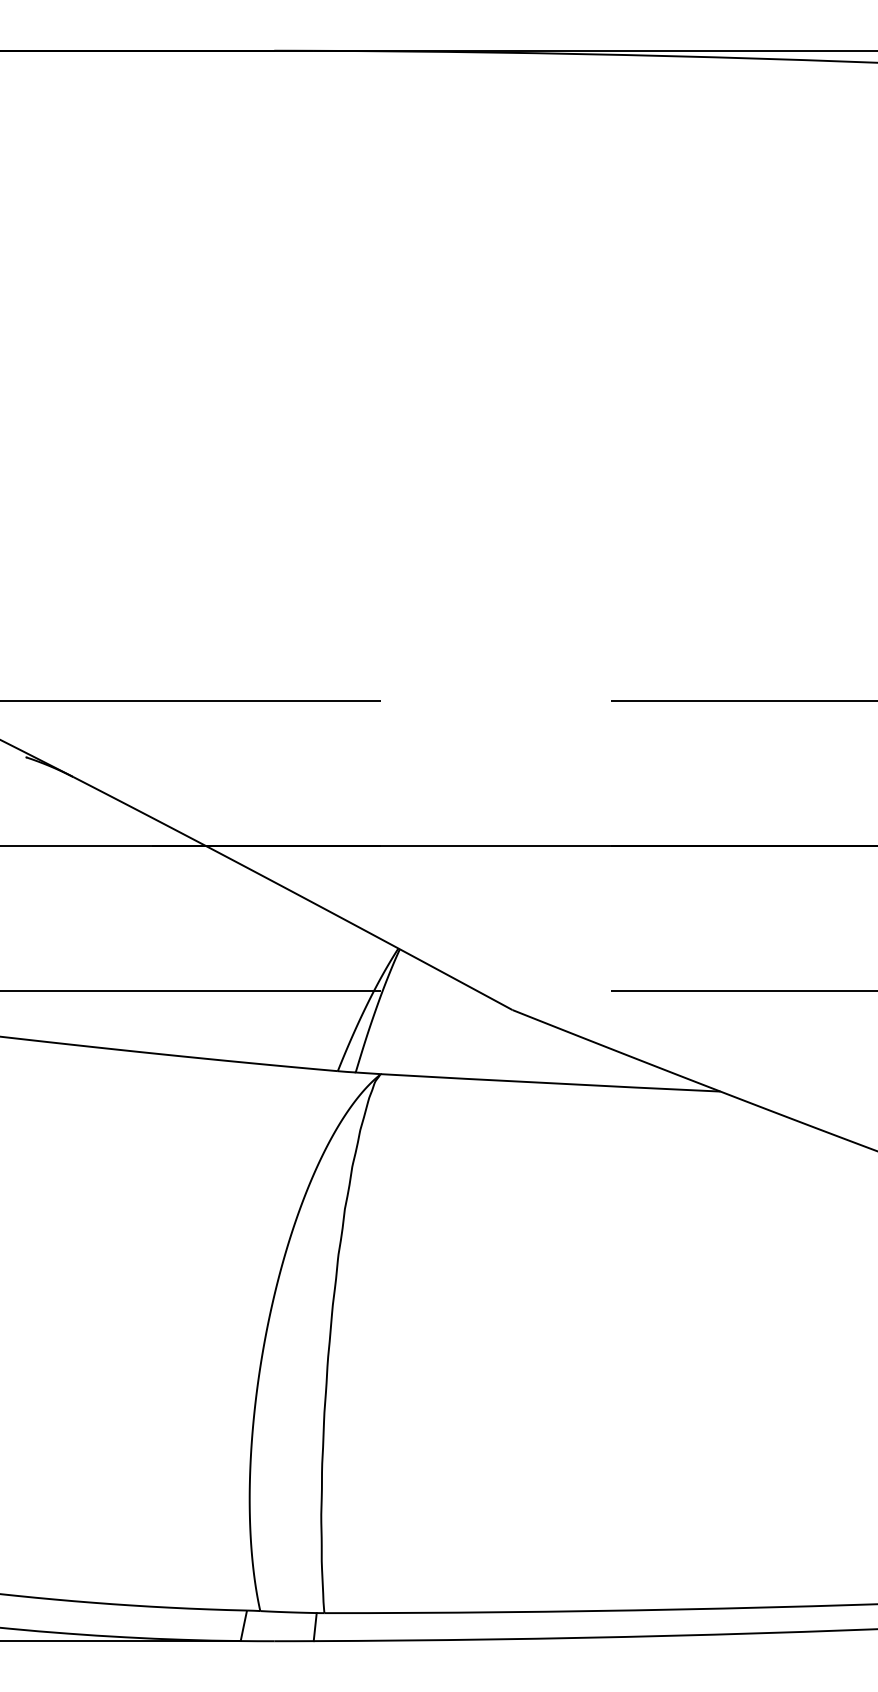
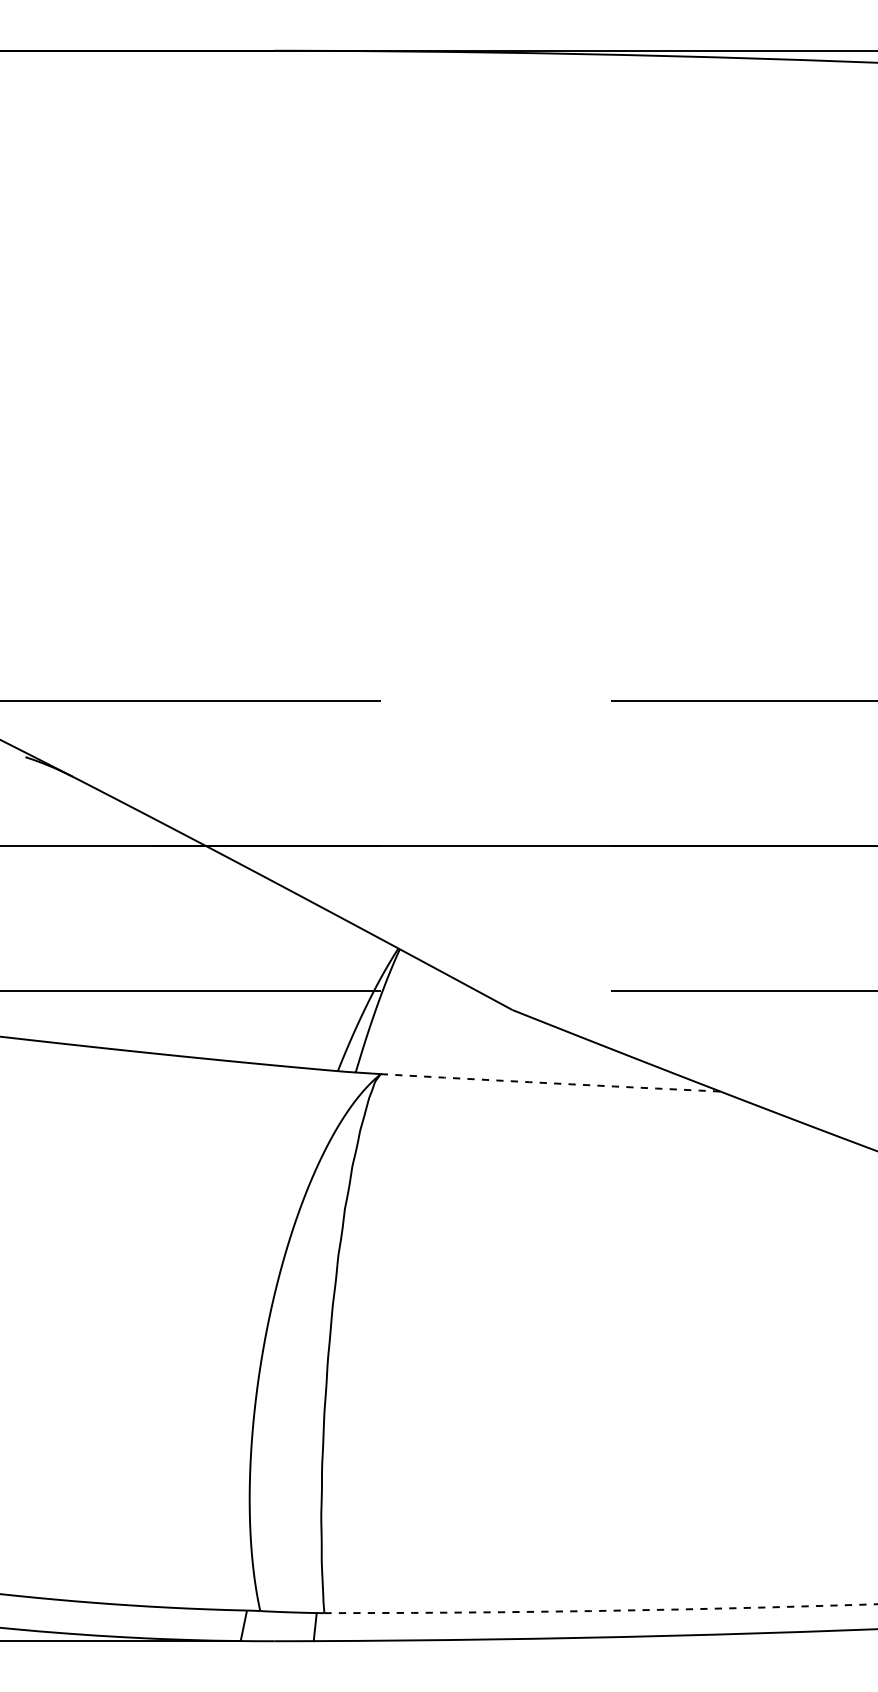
arc: solid -> dashed (550, 1083)
arc: solid -> dashed (601, 1610)
